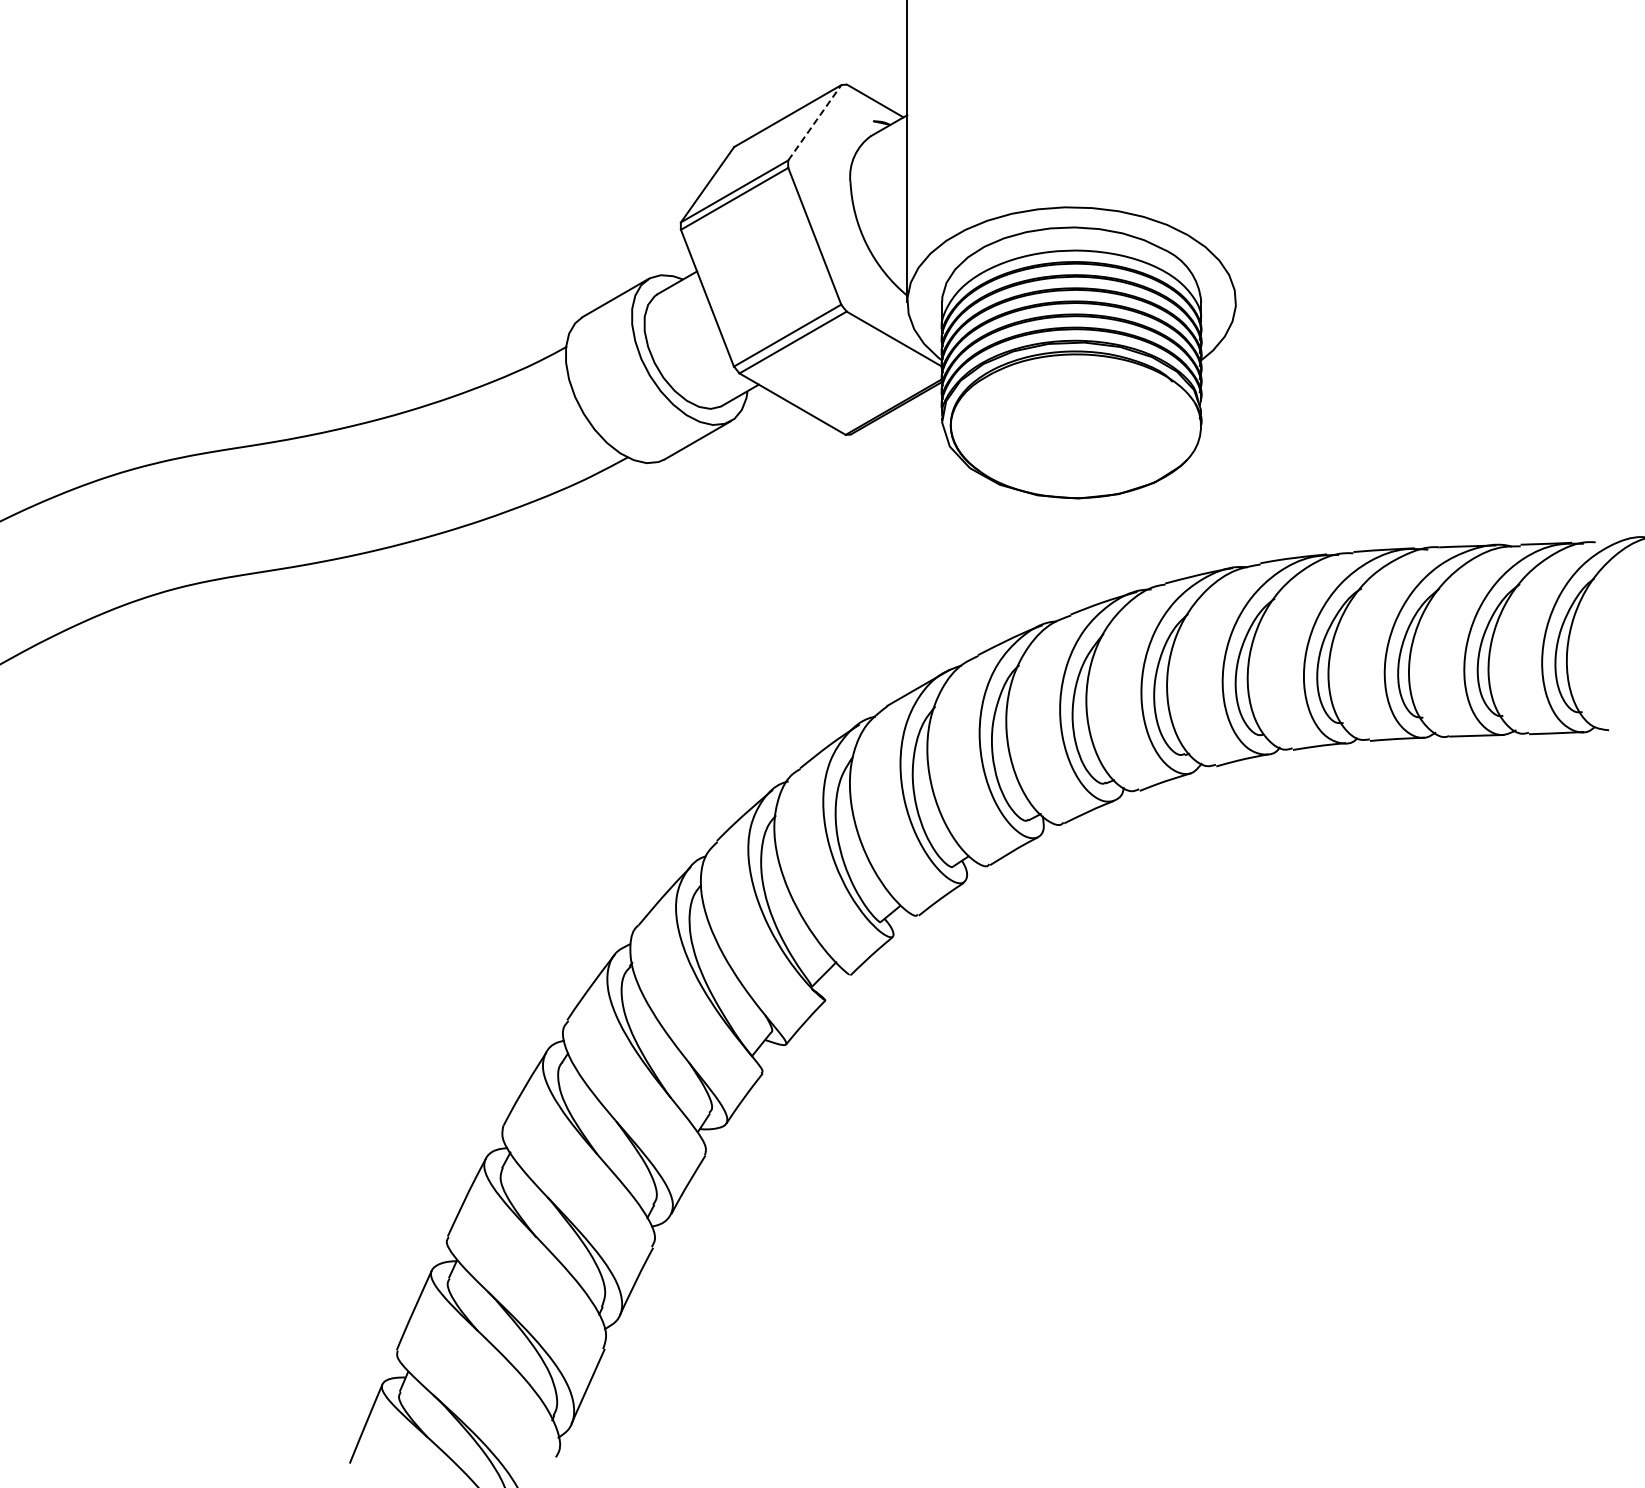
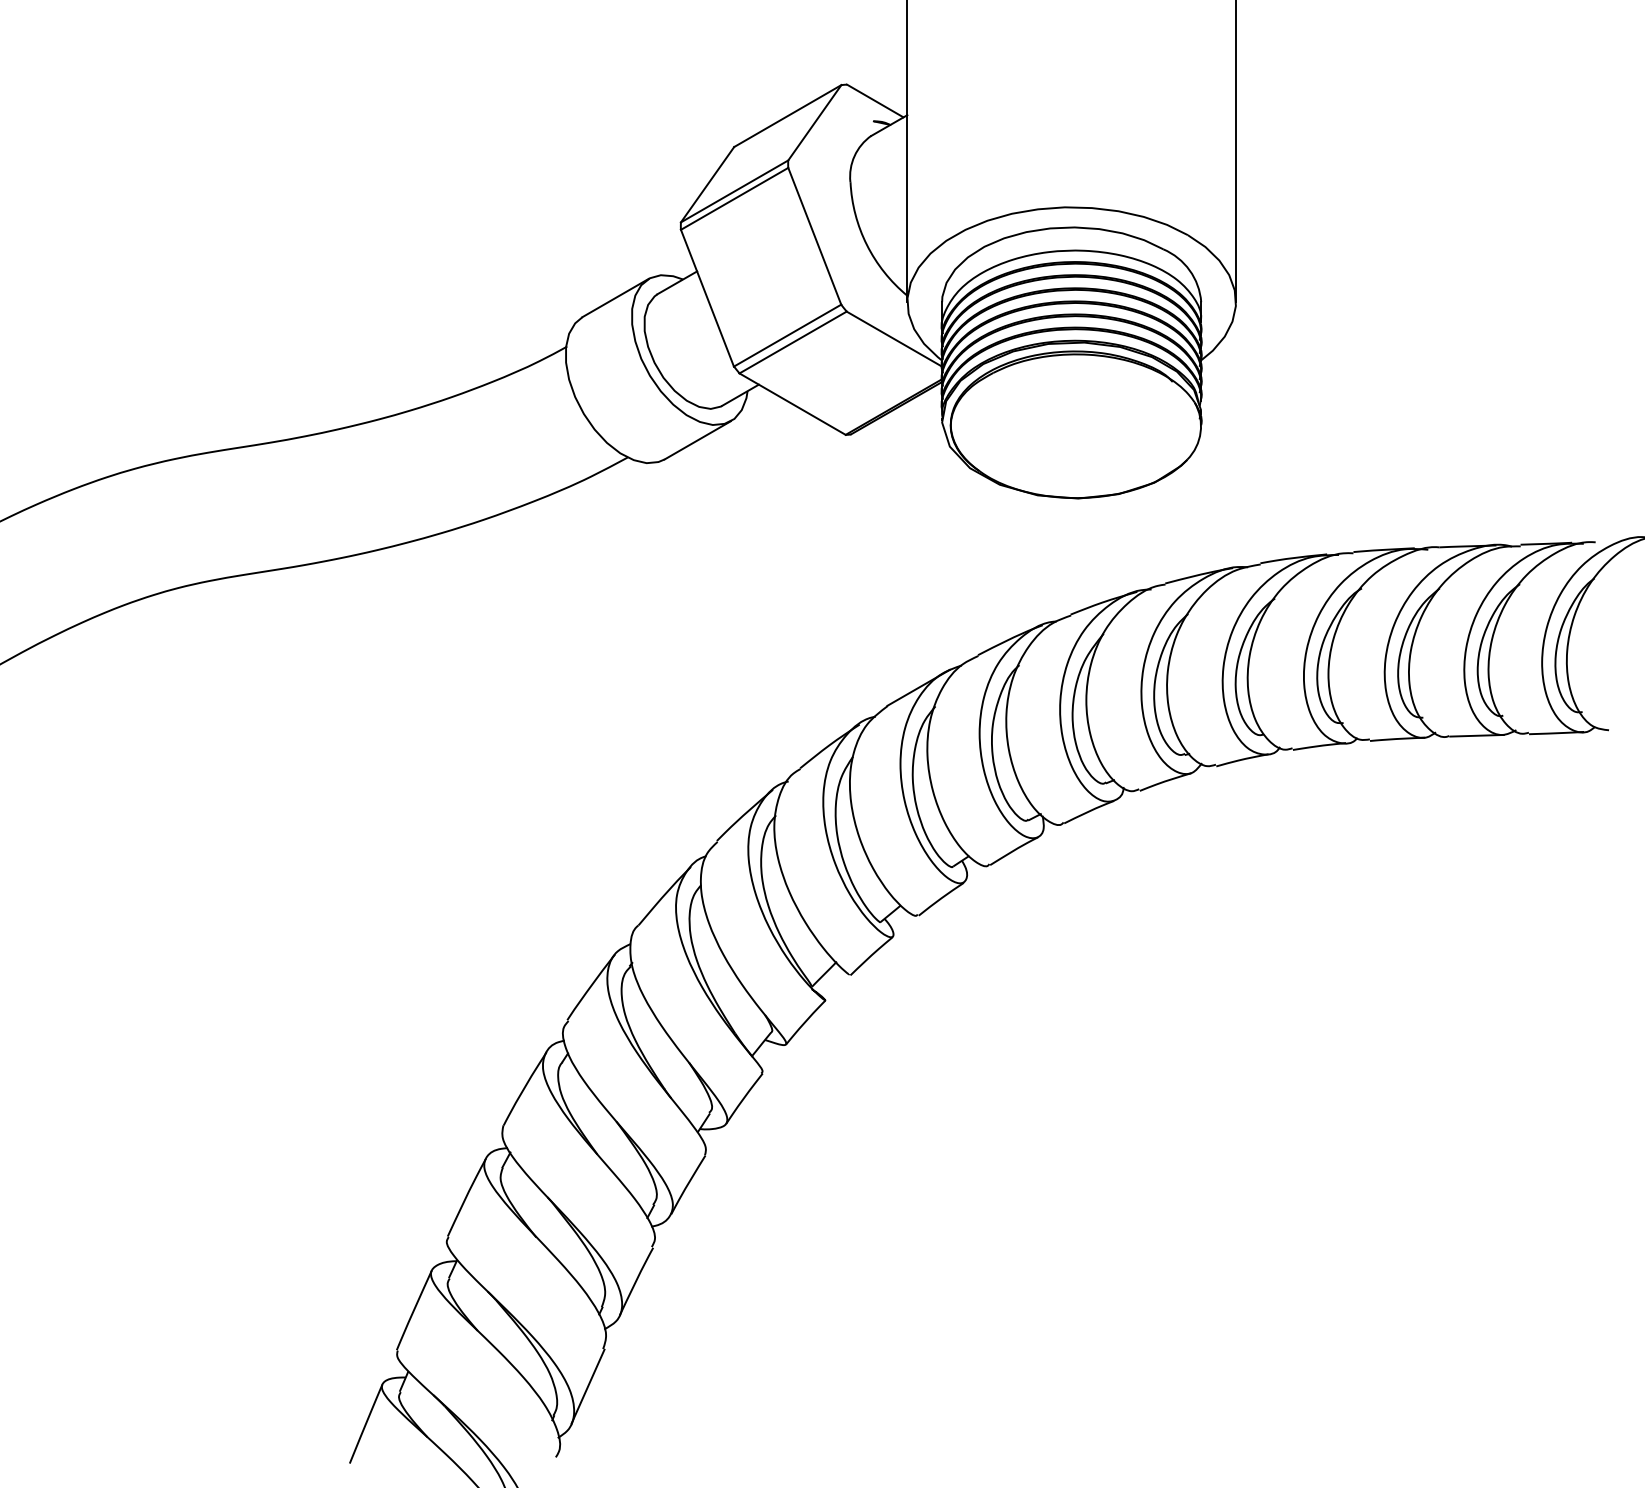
line: dashed -> solid (815, 122)
line: none -> present (1236, 152)
